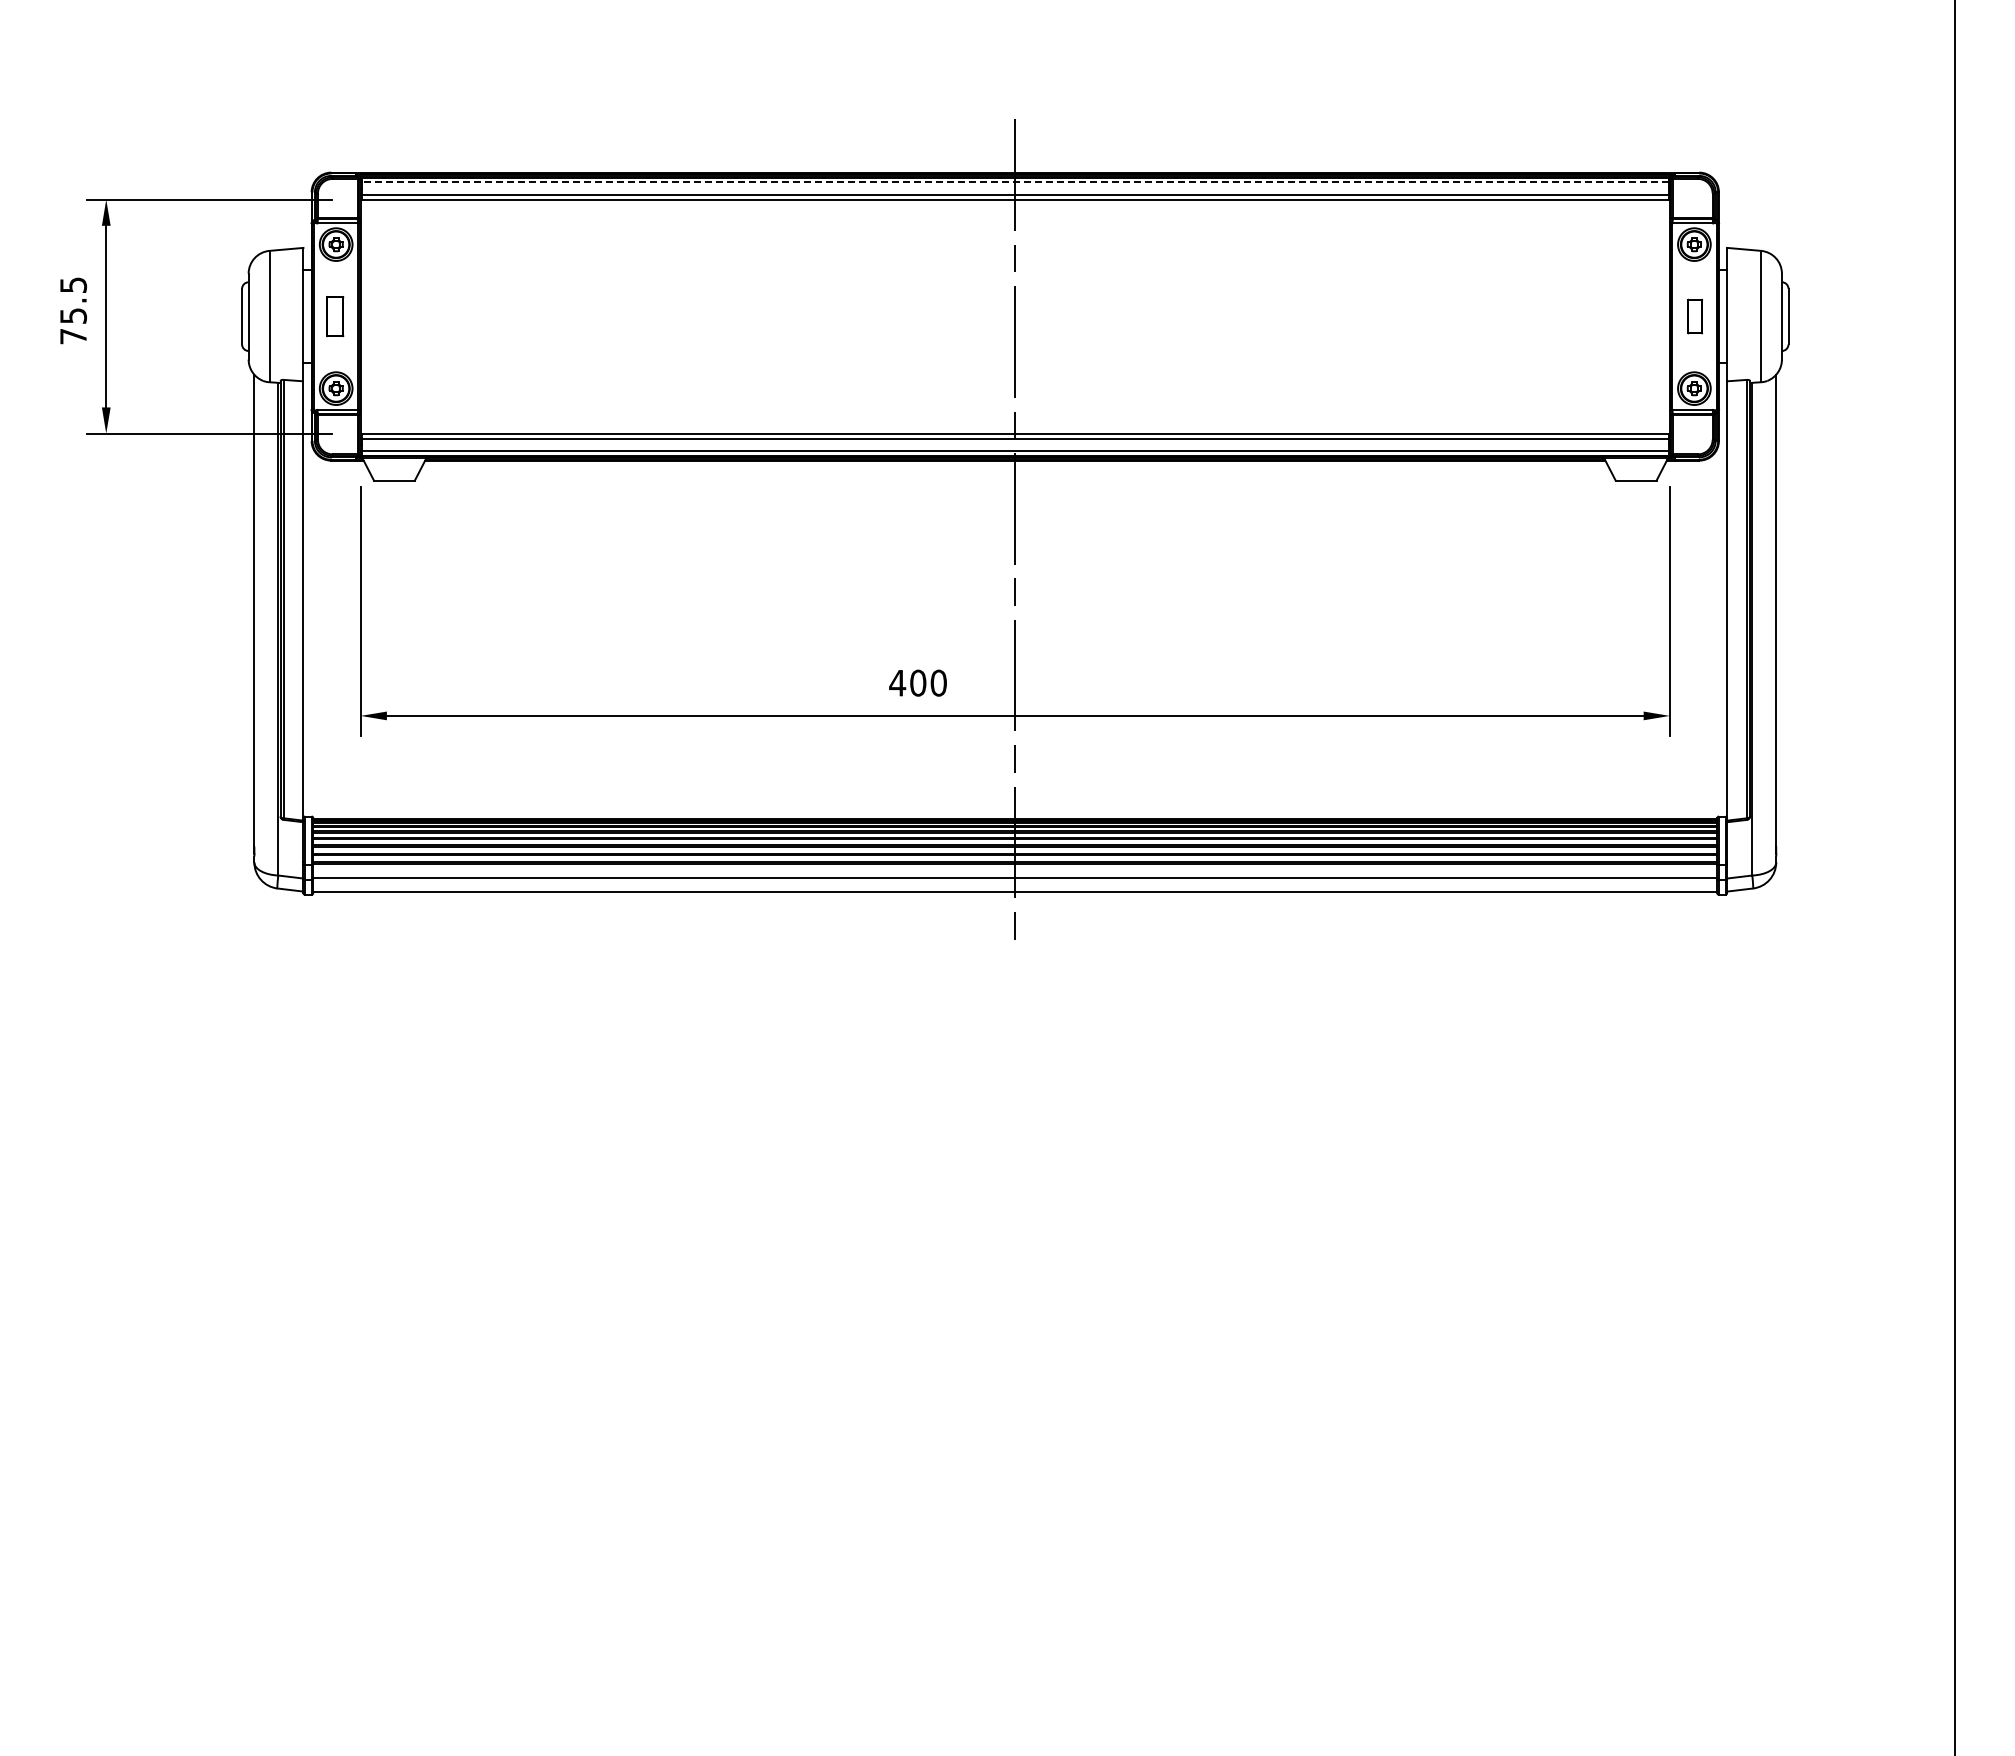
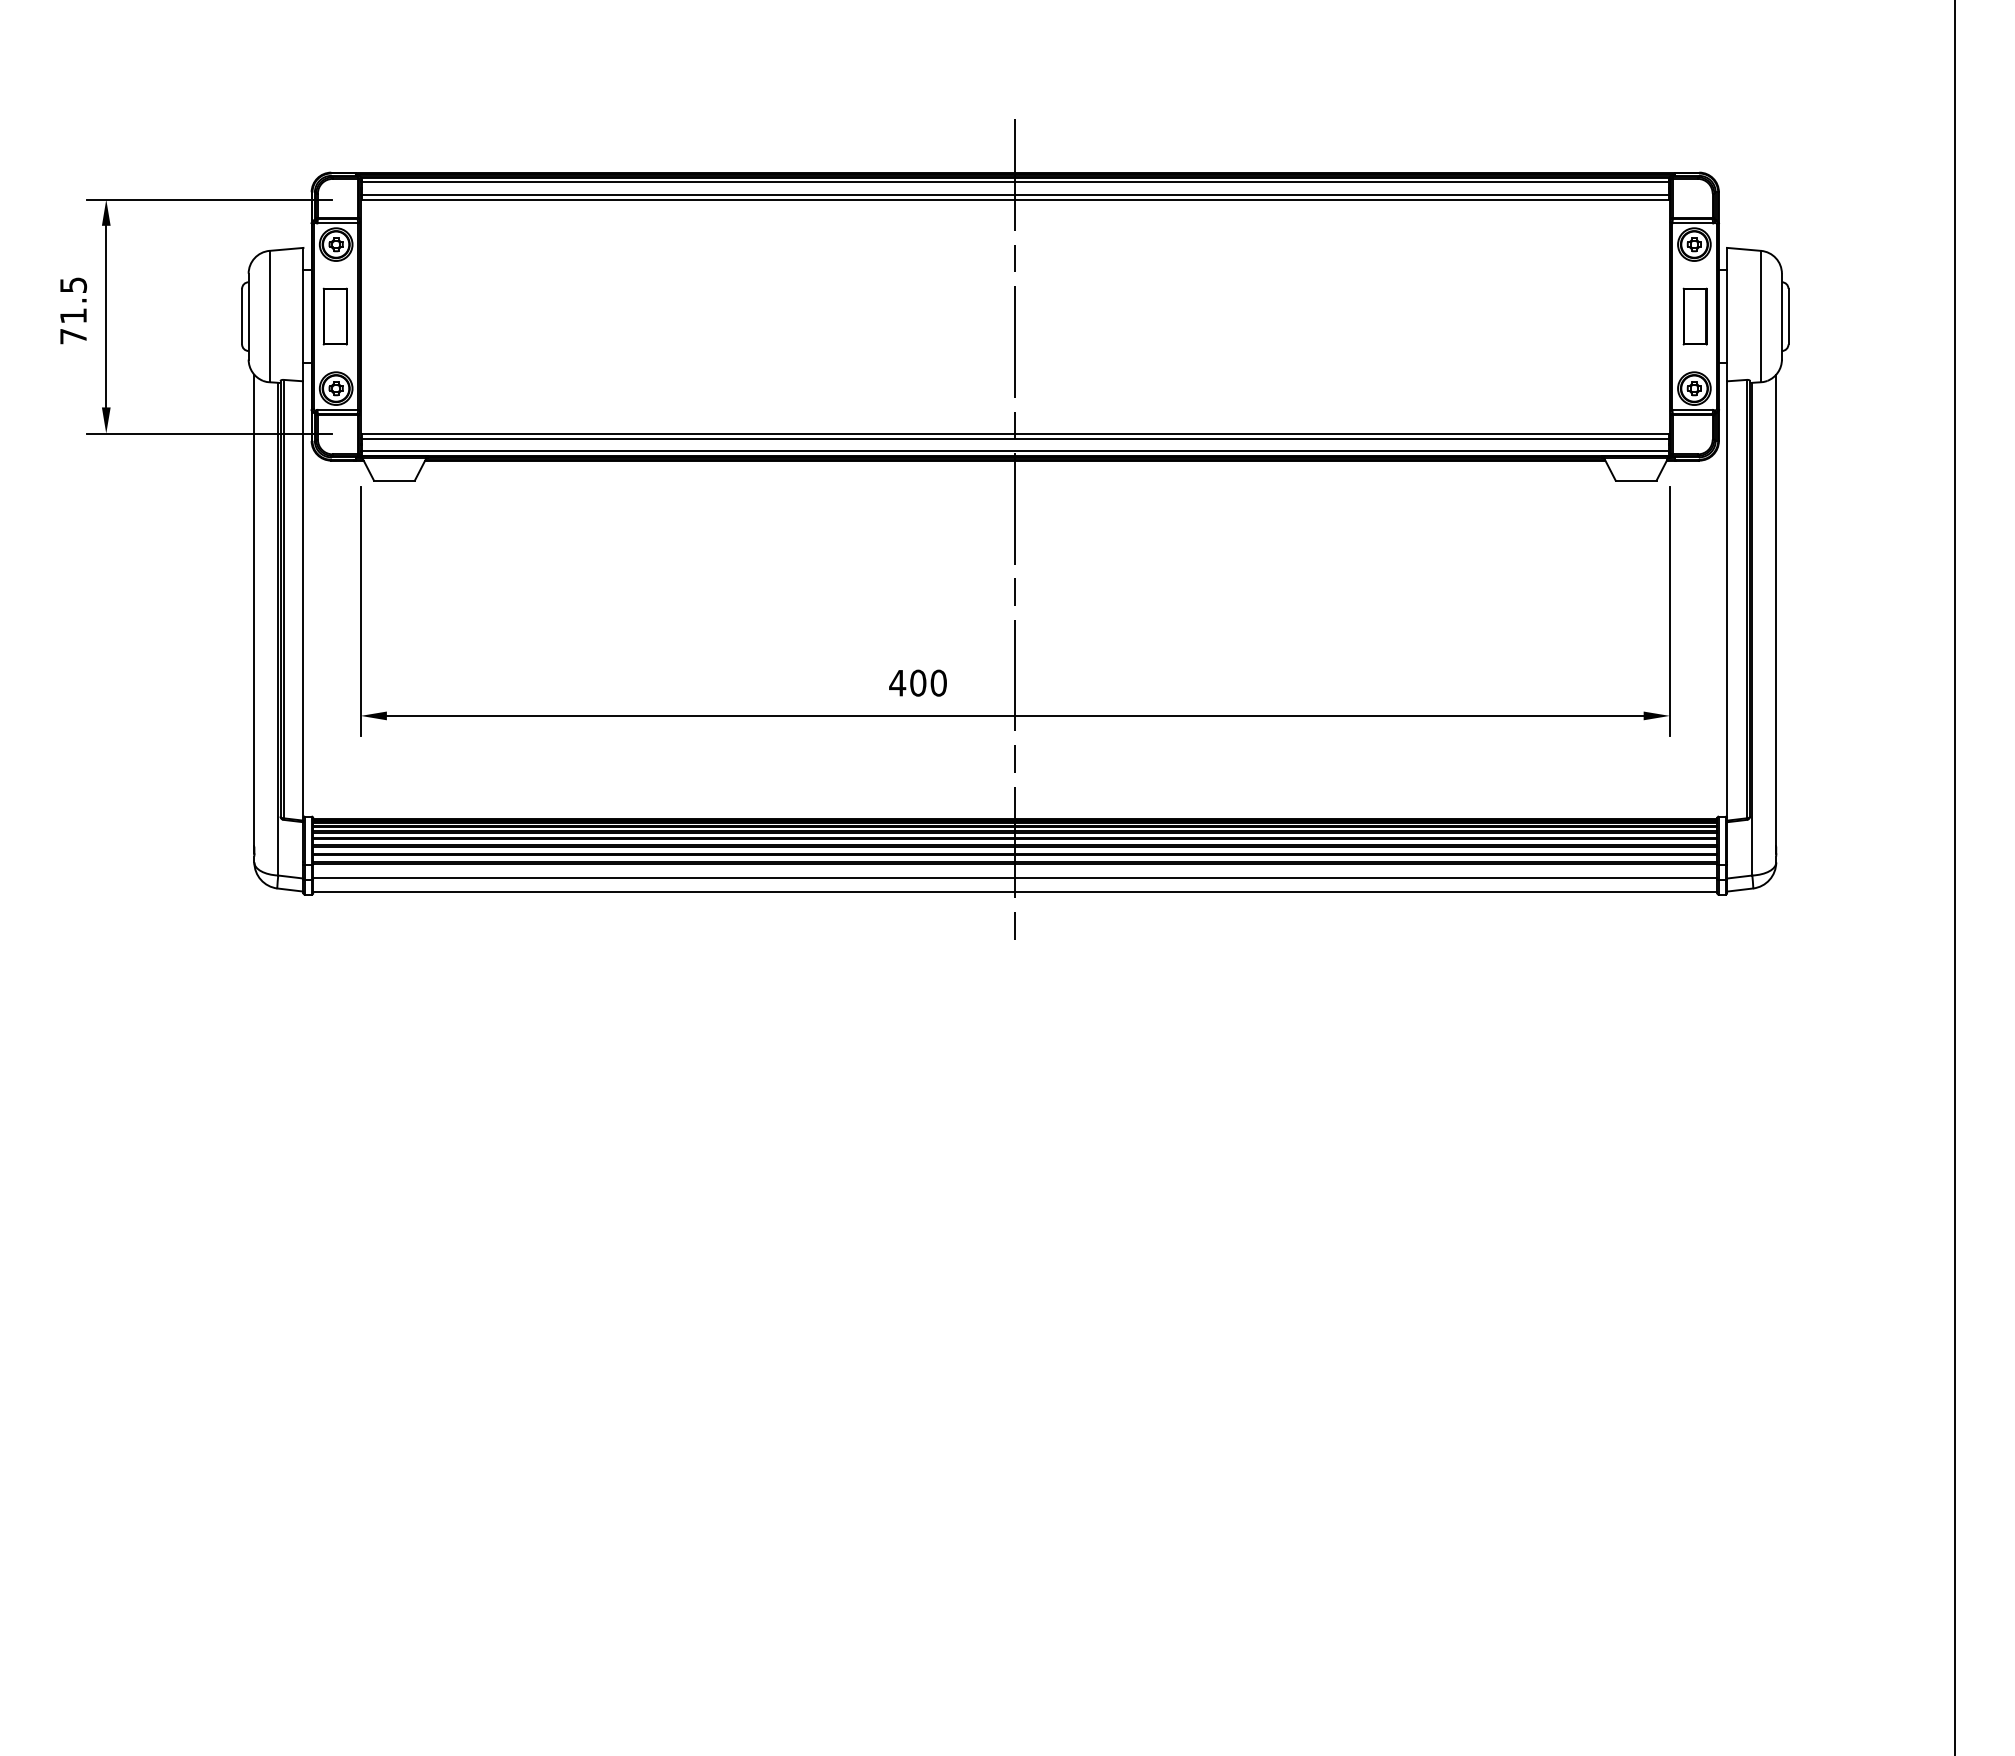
line: dashed -> solid (1015, 182)
text: 75.5 -> 71.5 (73, 315)
part size: 19x42 px -> 26x59 px (334, 316)
part size: 17x37 px -> 26x59 px (1694, 316)
